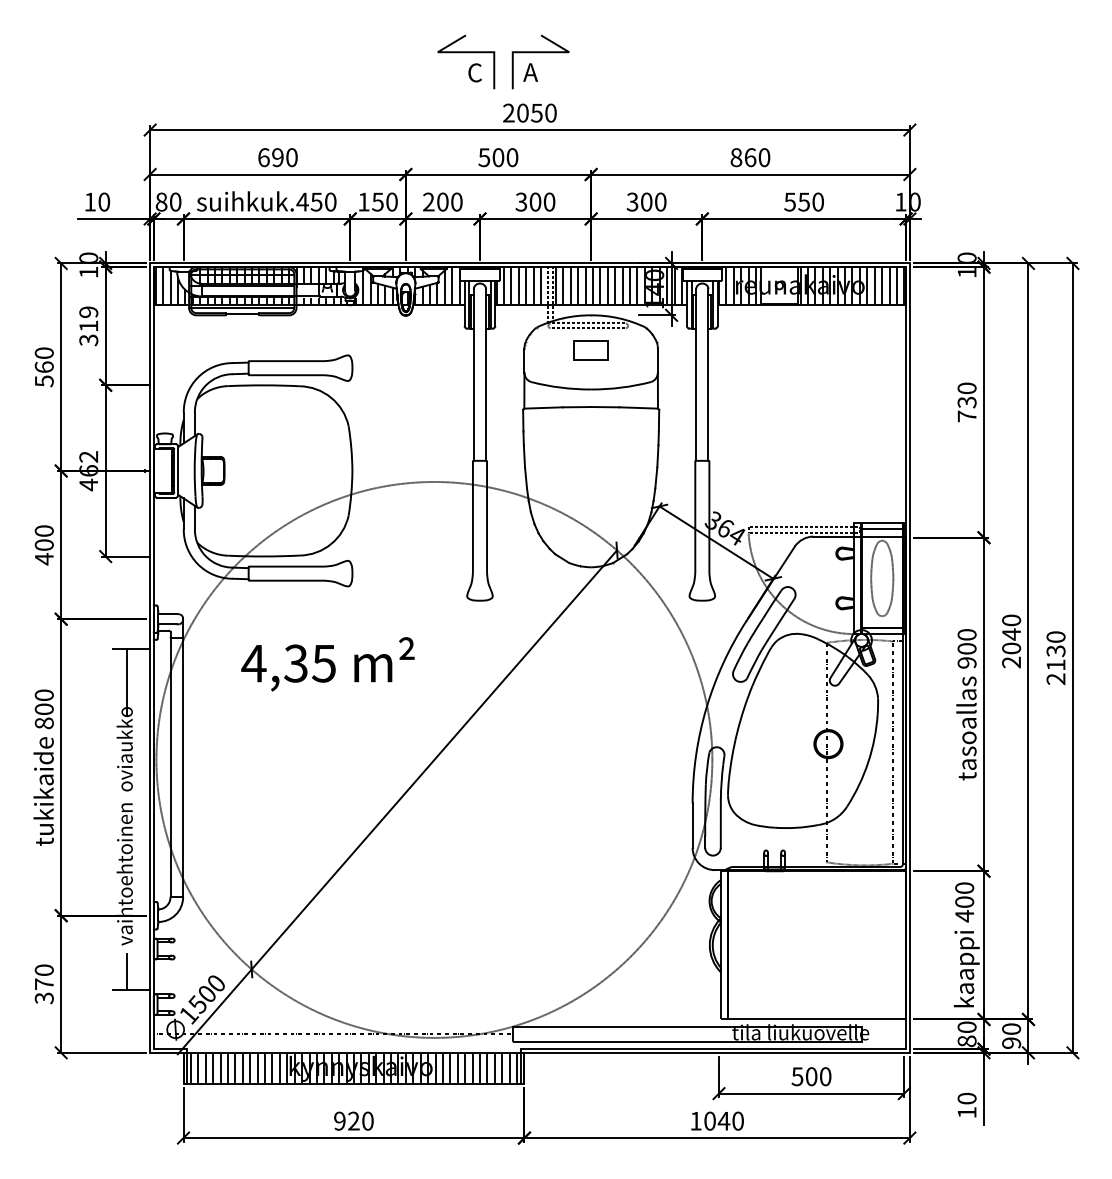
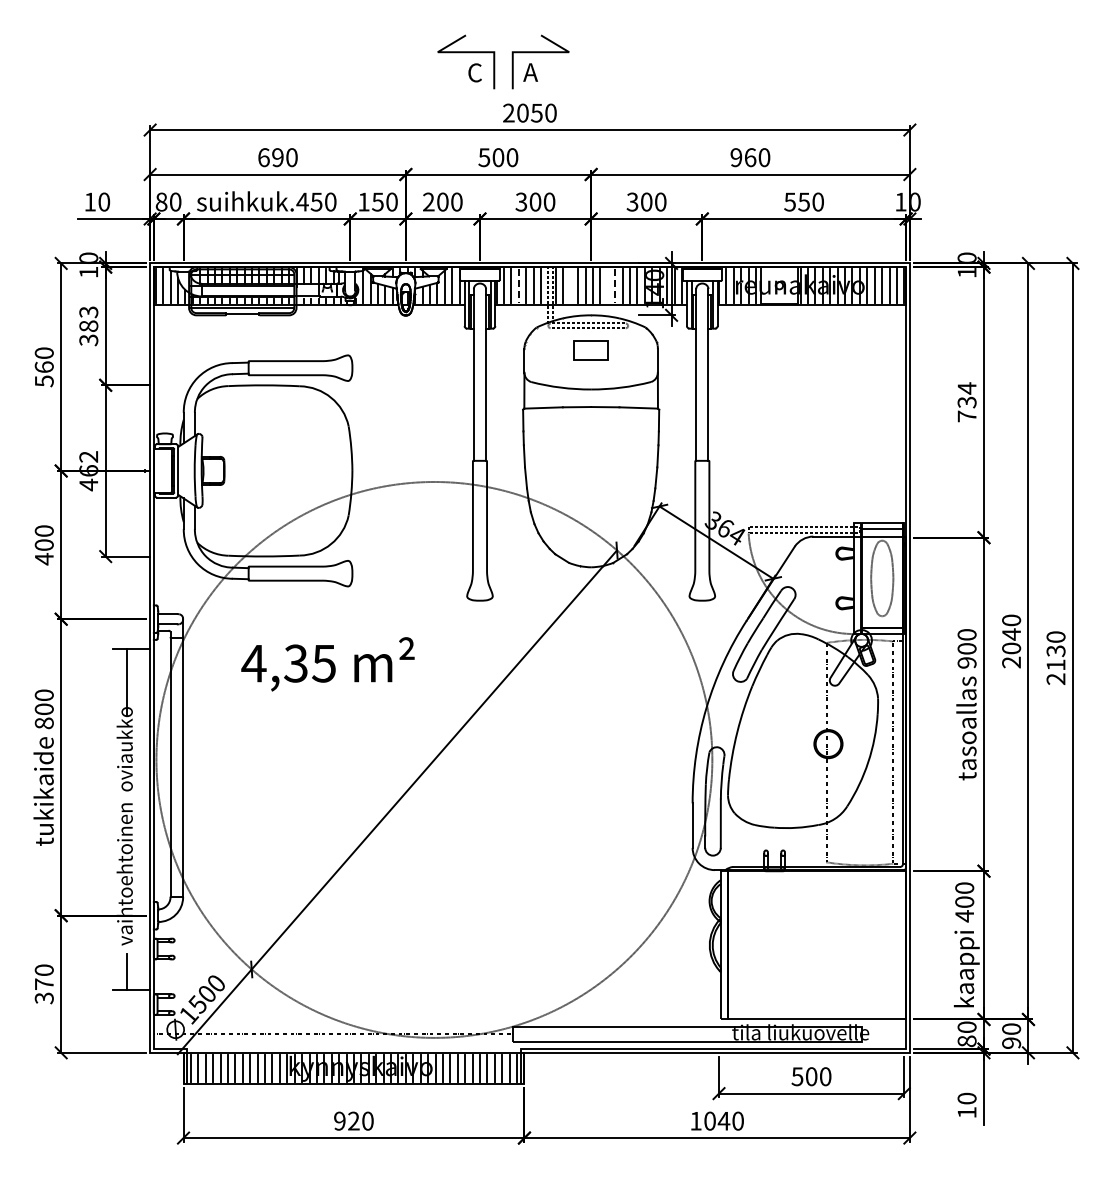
text: 860 -> 960 (736, 157)
line: present -> none (570, 285)
line: present -> none (607, 285)
line: solid -> dashed (518, 286)
line: solid -> dashed (615, 286)
text: 319 -> 383 (88, 318)
text: 730 -> 734 (966, 388)
